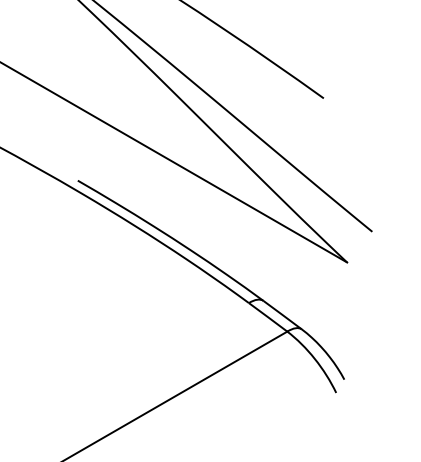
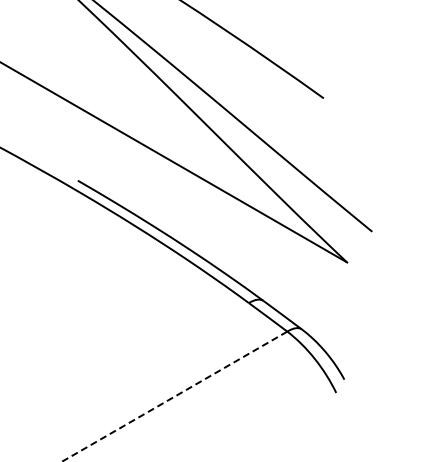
line: solid -> dashed (174, 396)
